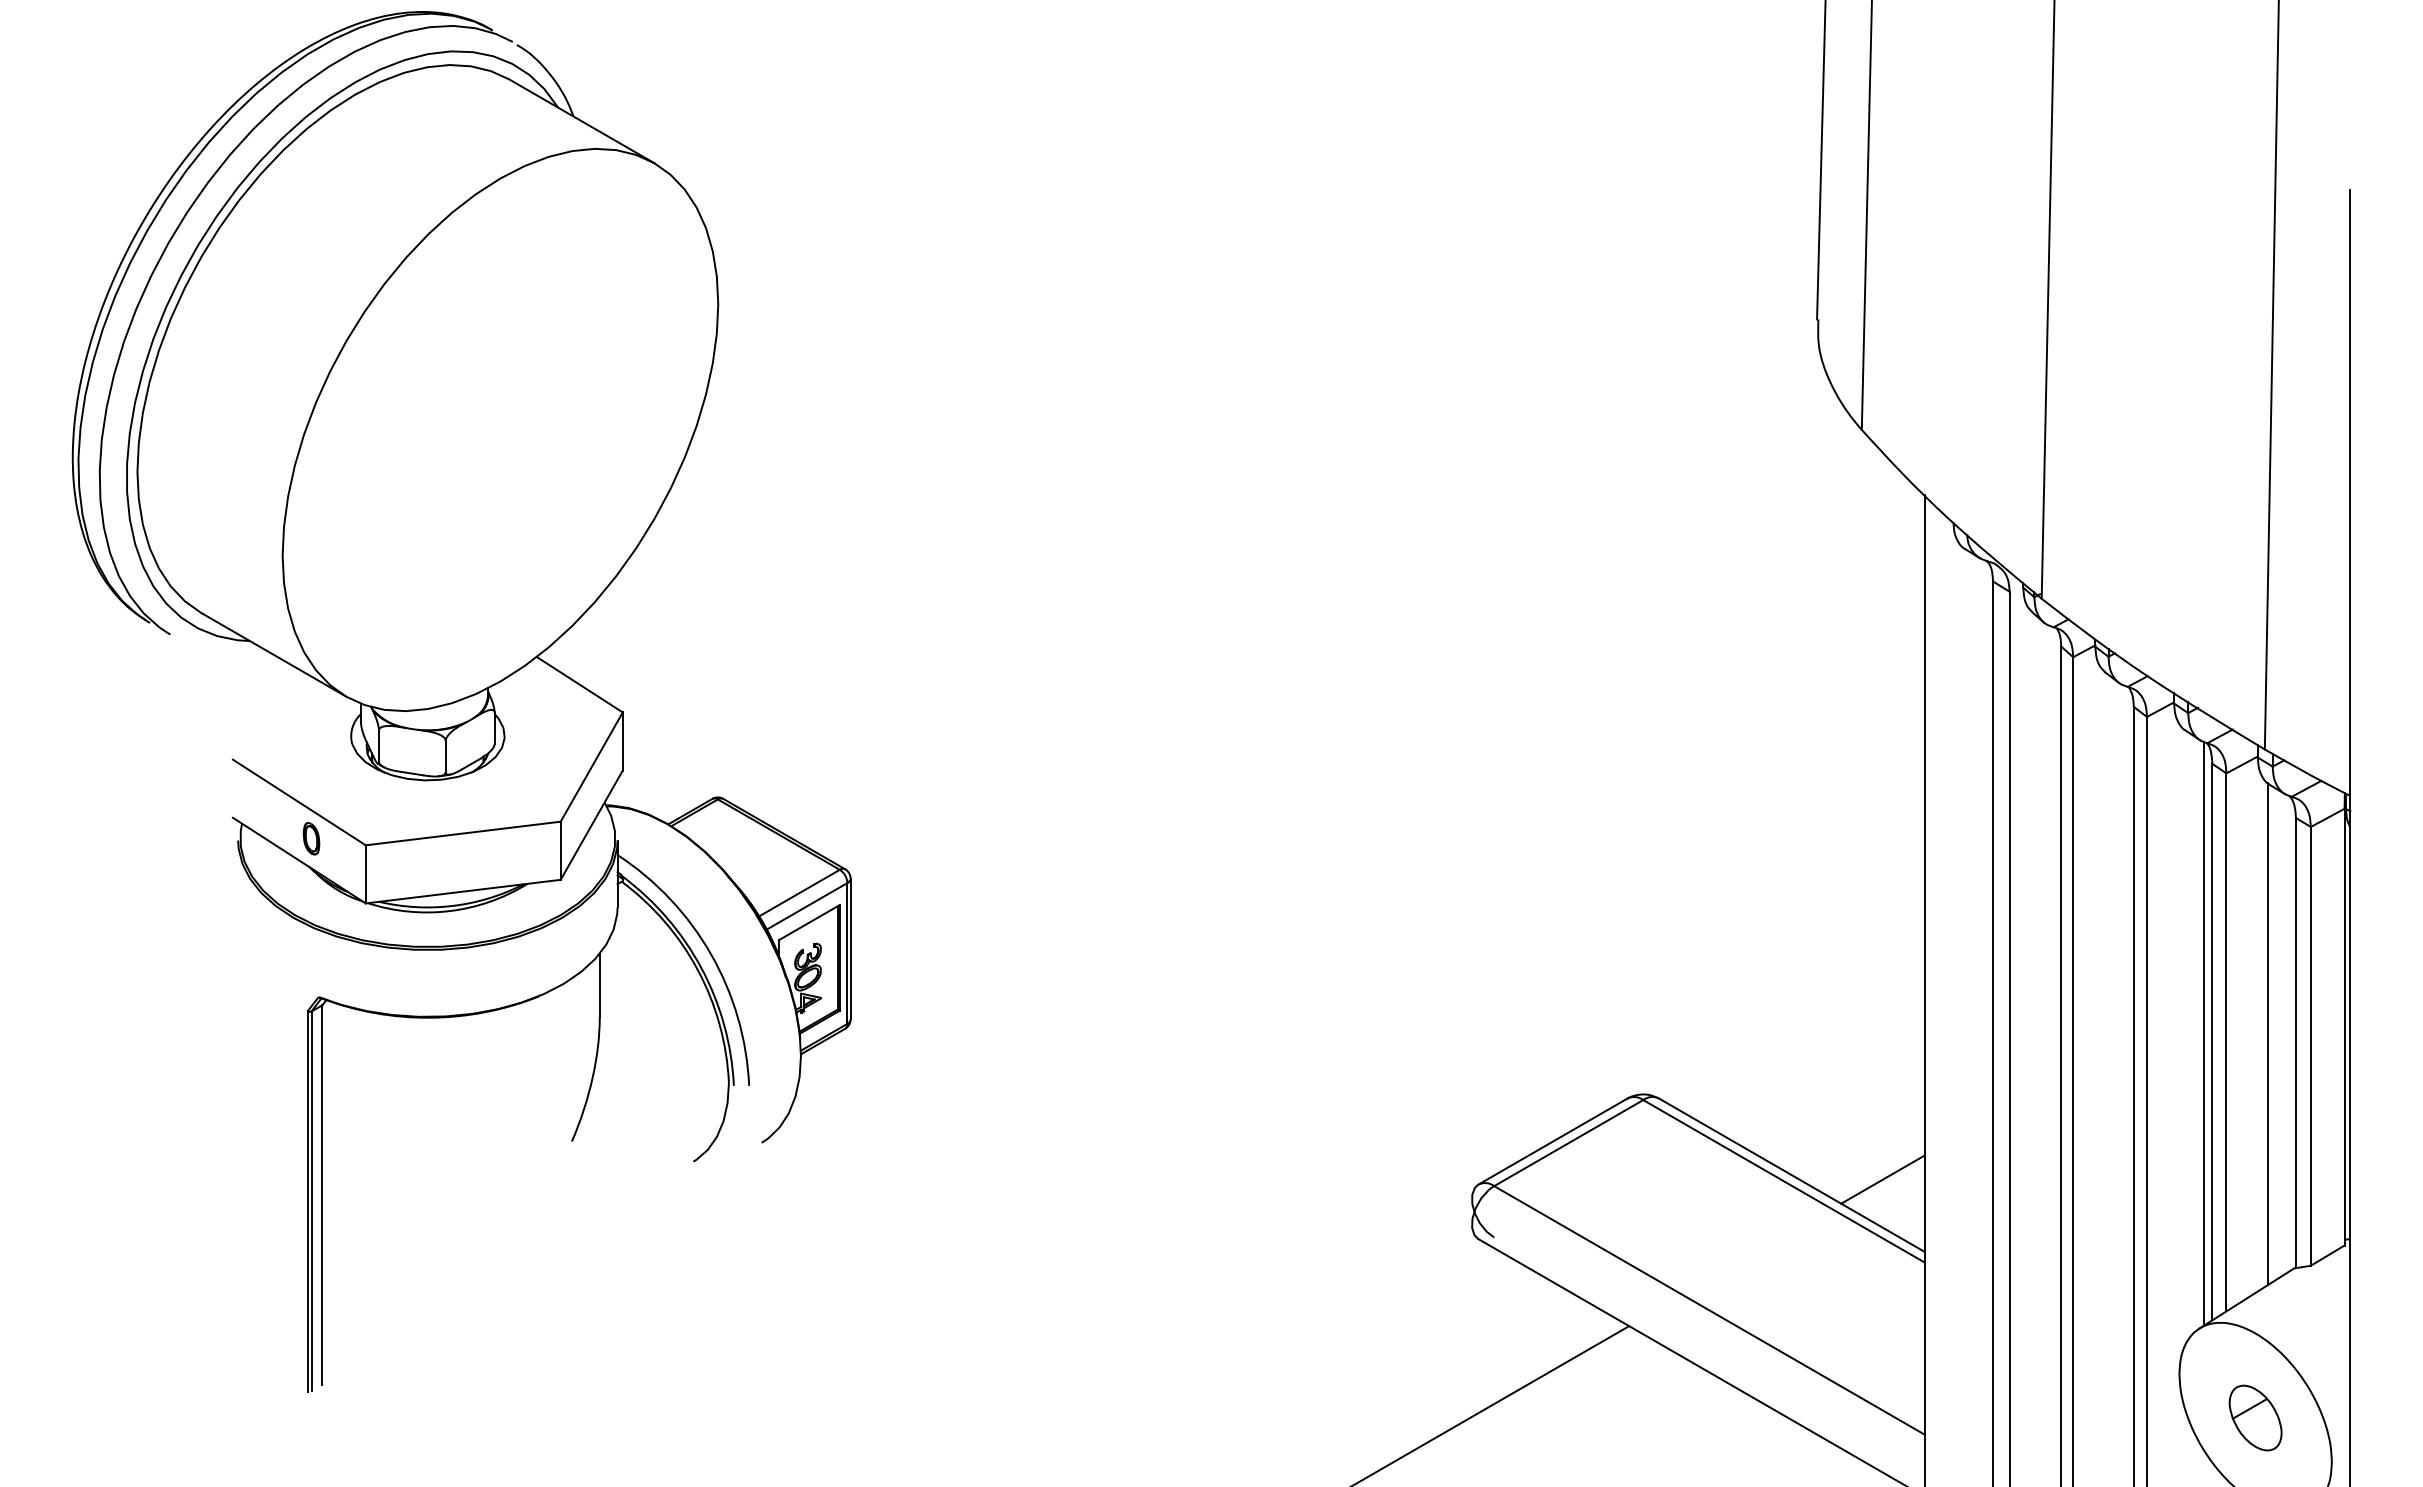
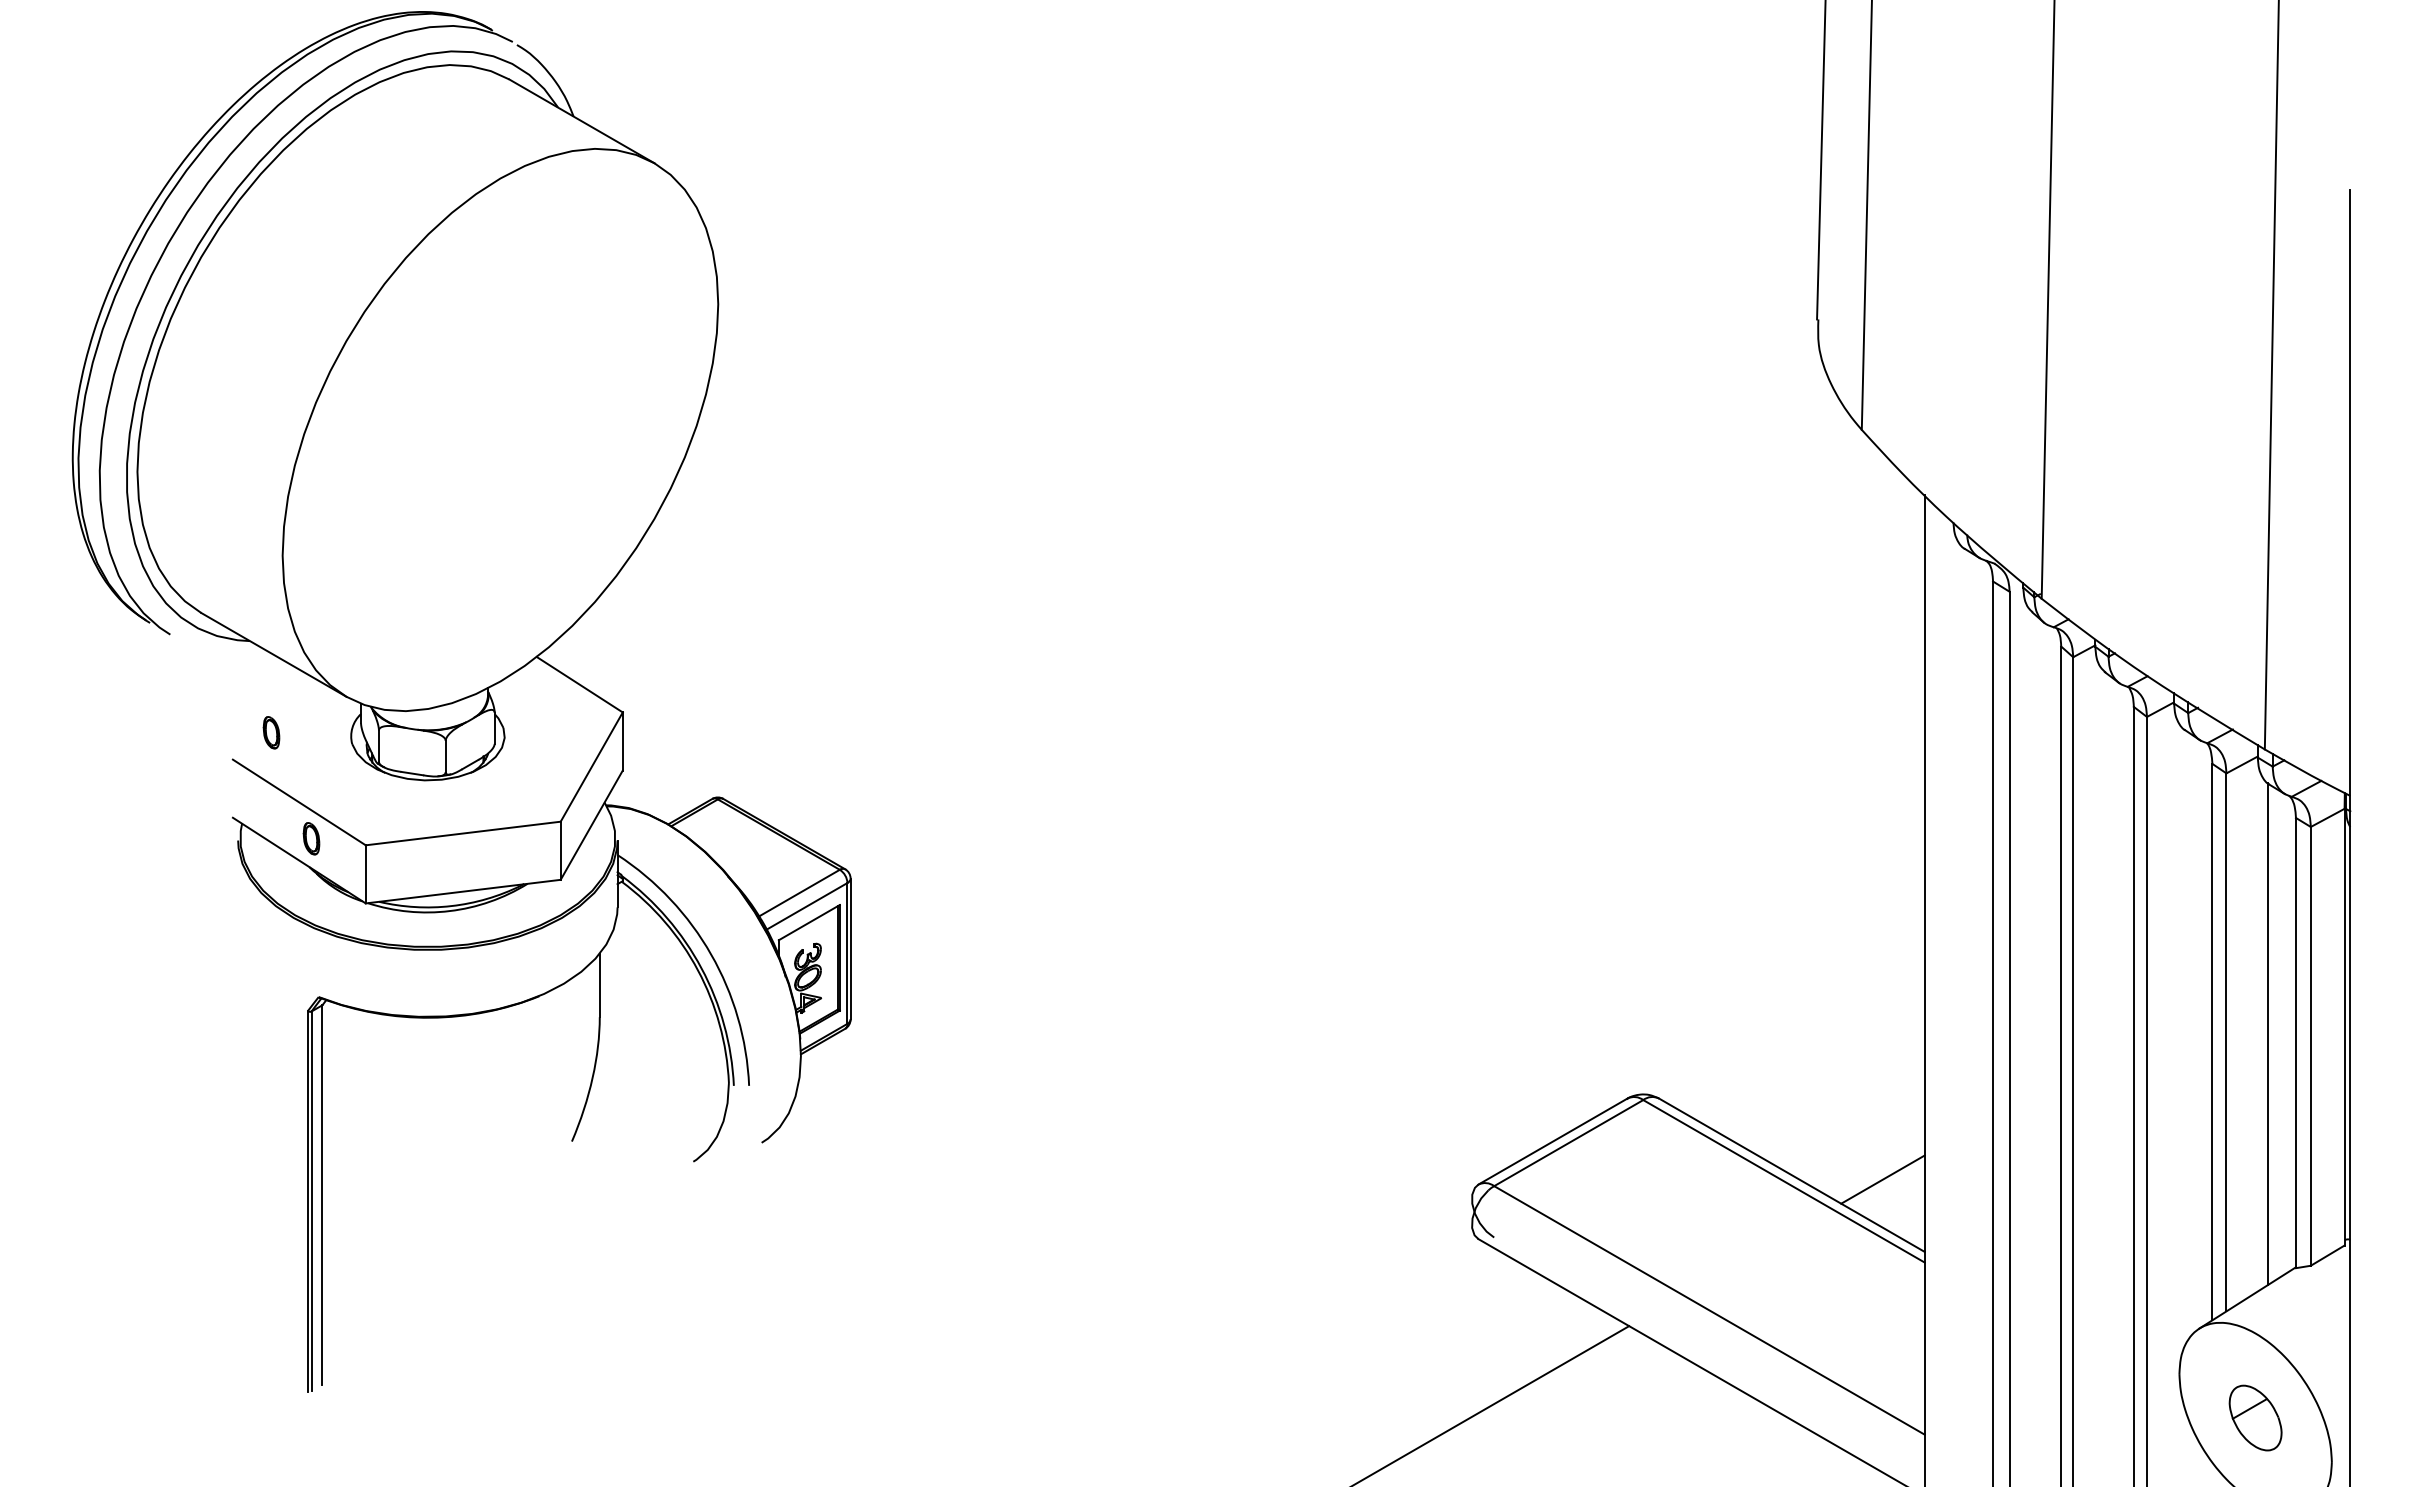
part: none -> present (271, 732)
line: present -> none (2203, 1033)
